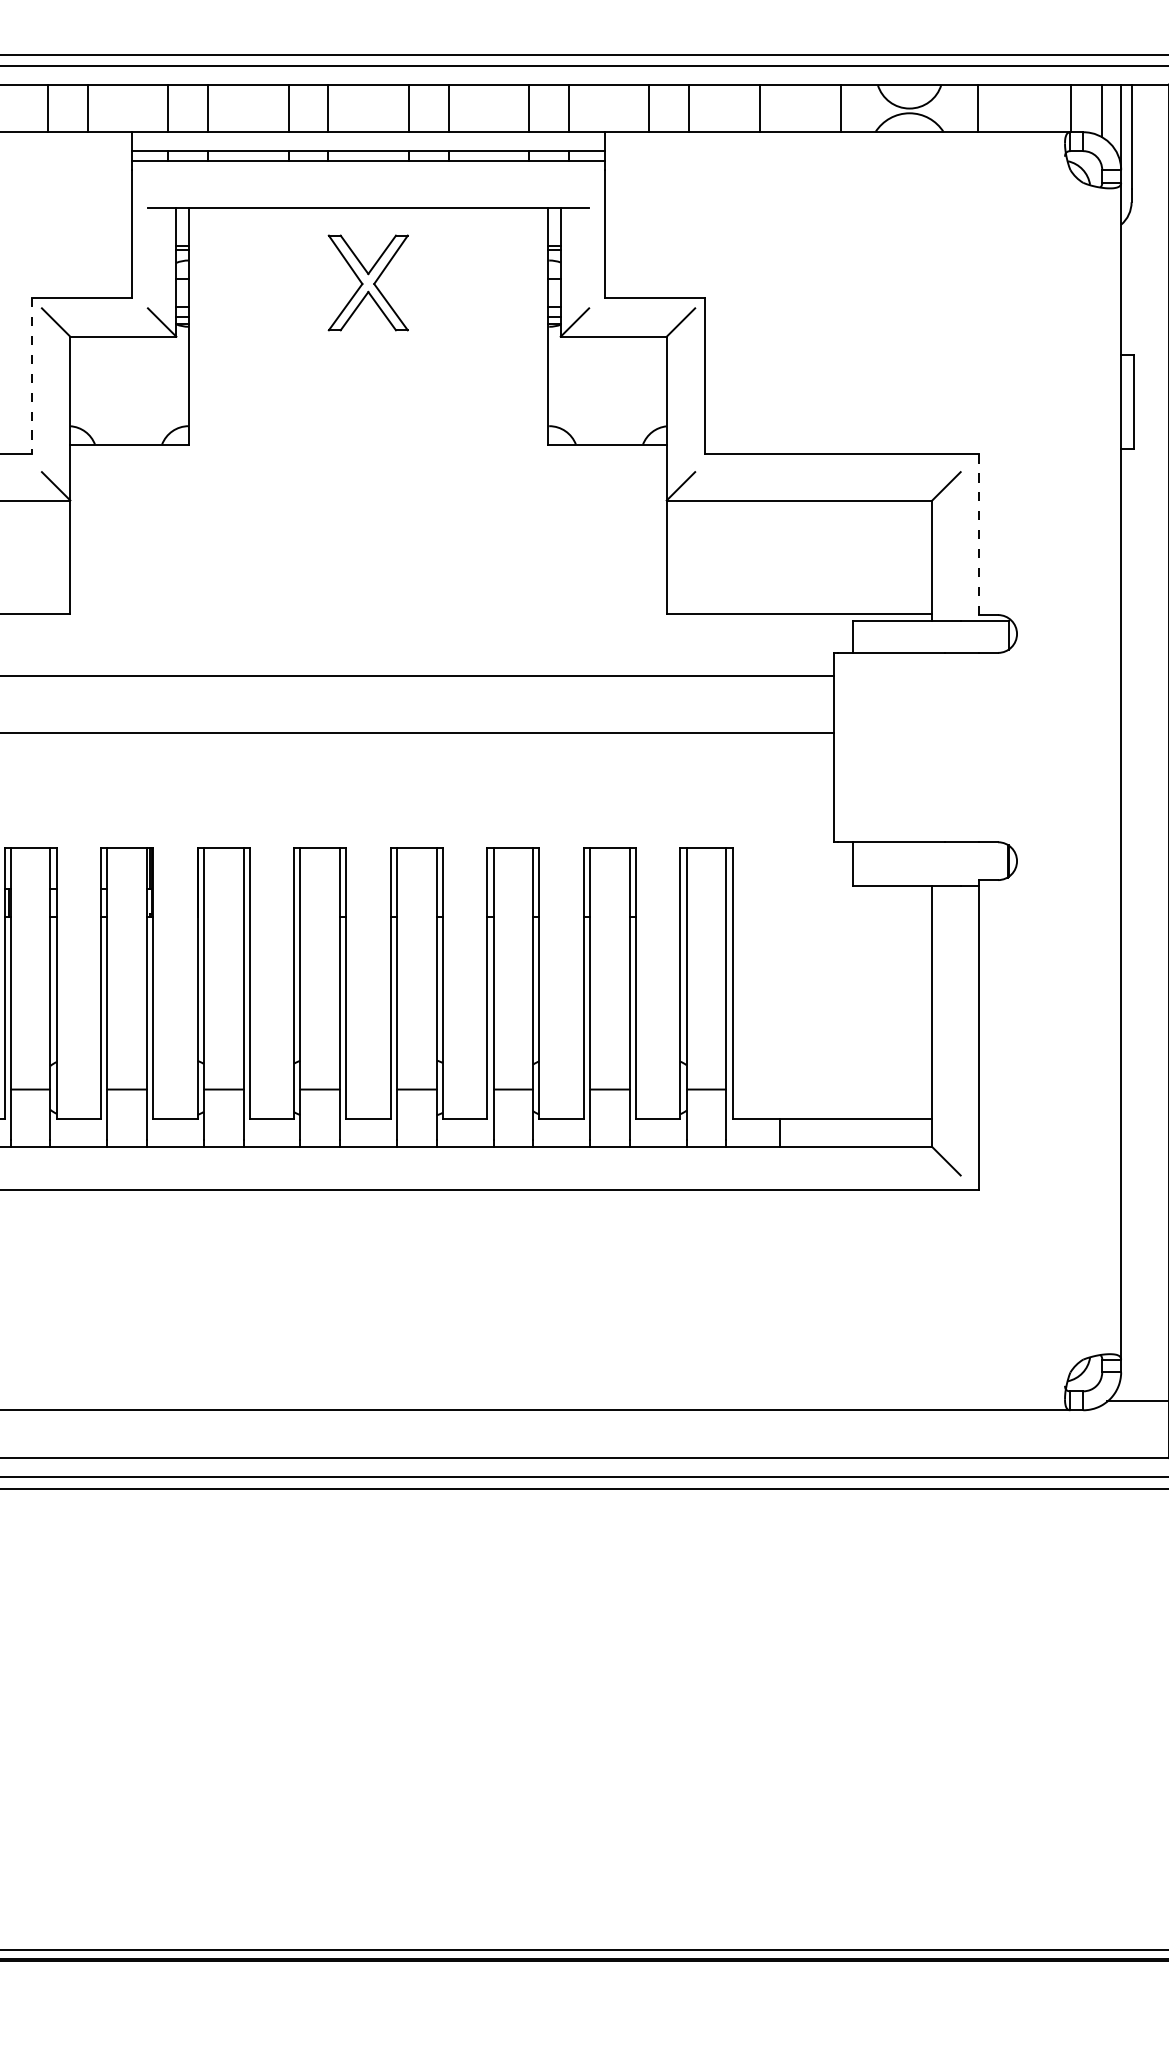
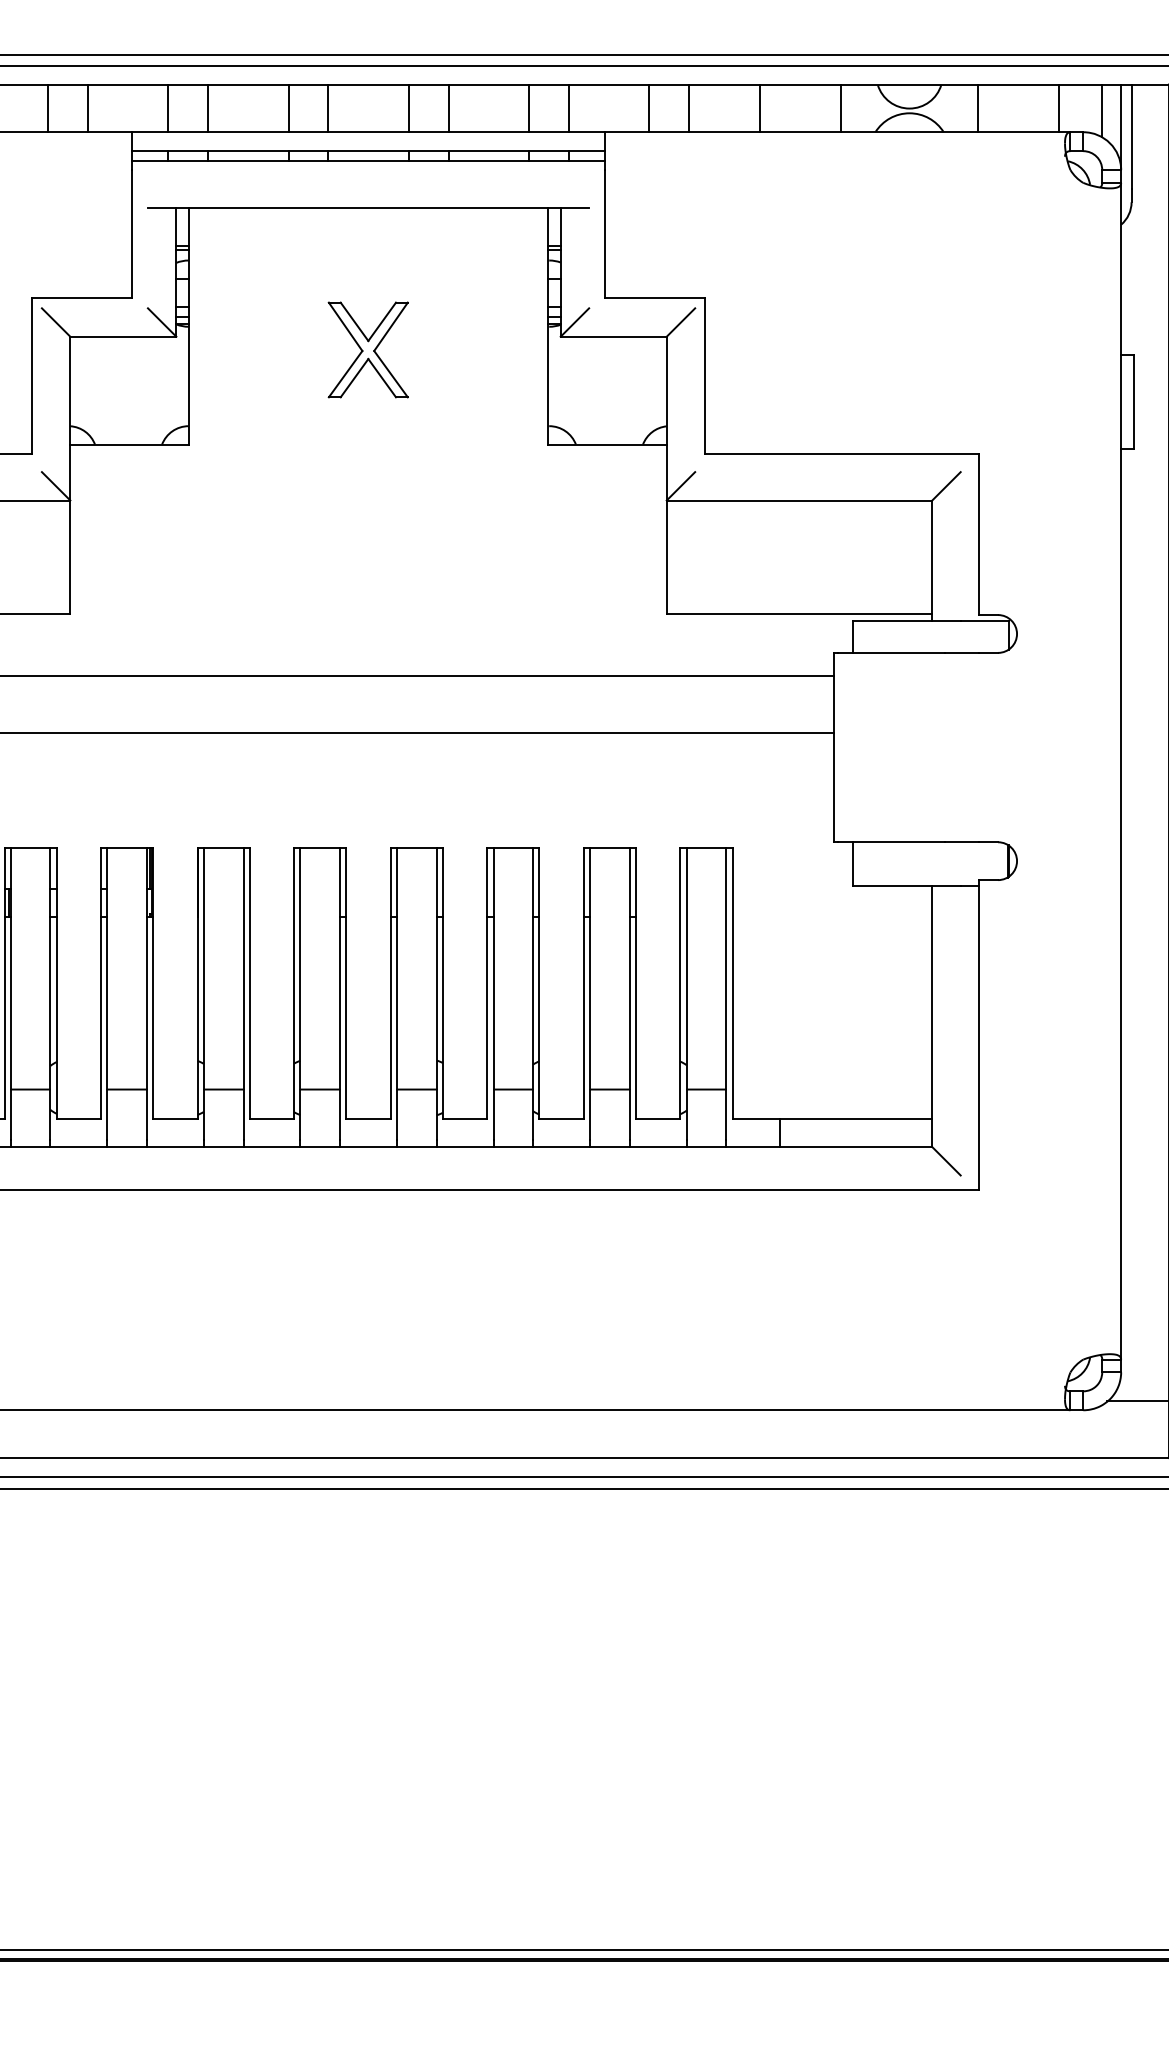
line position: (1070, 108) -> (1058, 108) (1058, 108)
part position: (367, 282) -> (367, 349) (367, 349)
line: dashed -> solid (32, 376)
line: dashed -> solid (979, 534)
